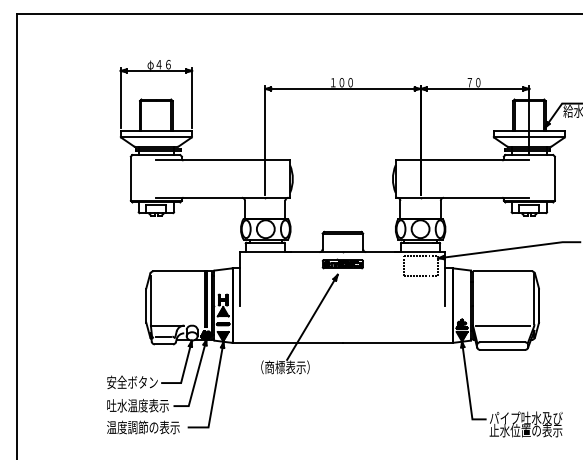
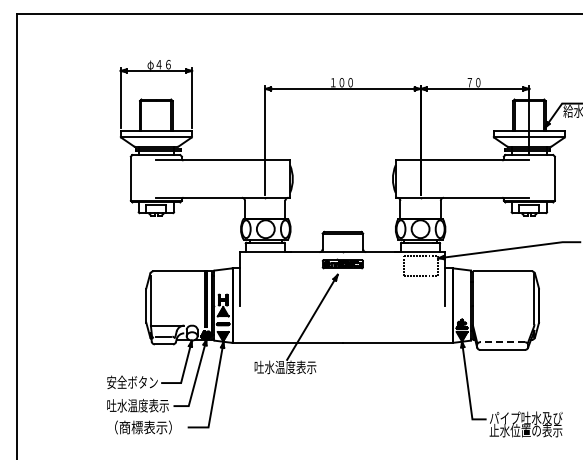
line: present -> none (503, 325)
line: solid -> dashed (502, 342)
text: （商標表示） -> 吐水温度表示 (285, 367)
text: 温度調節の表示 -> （商標表示） (143, 427)
